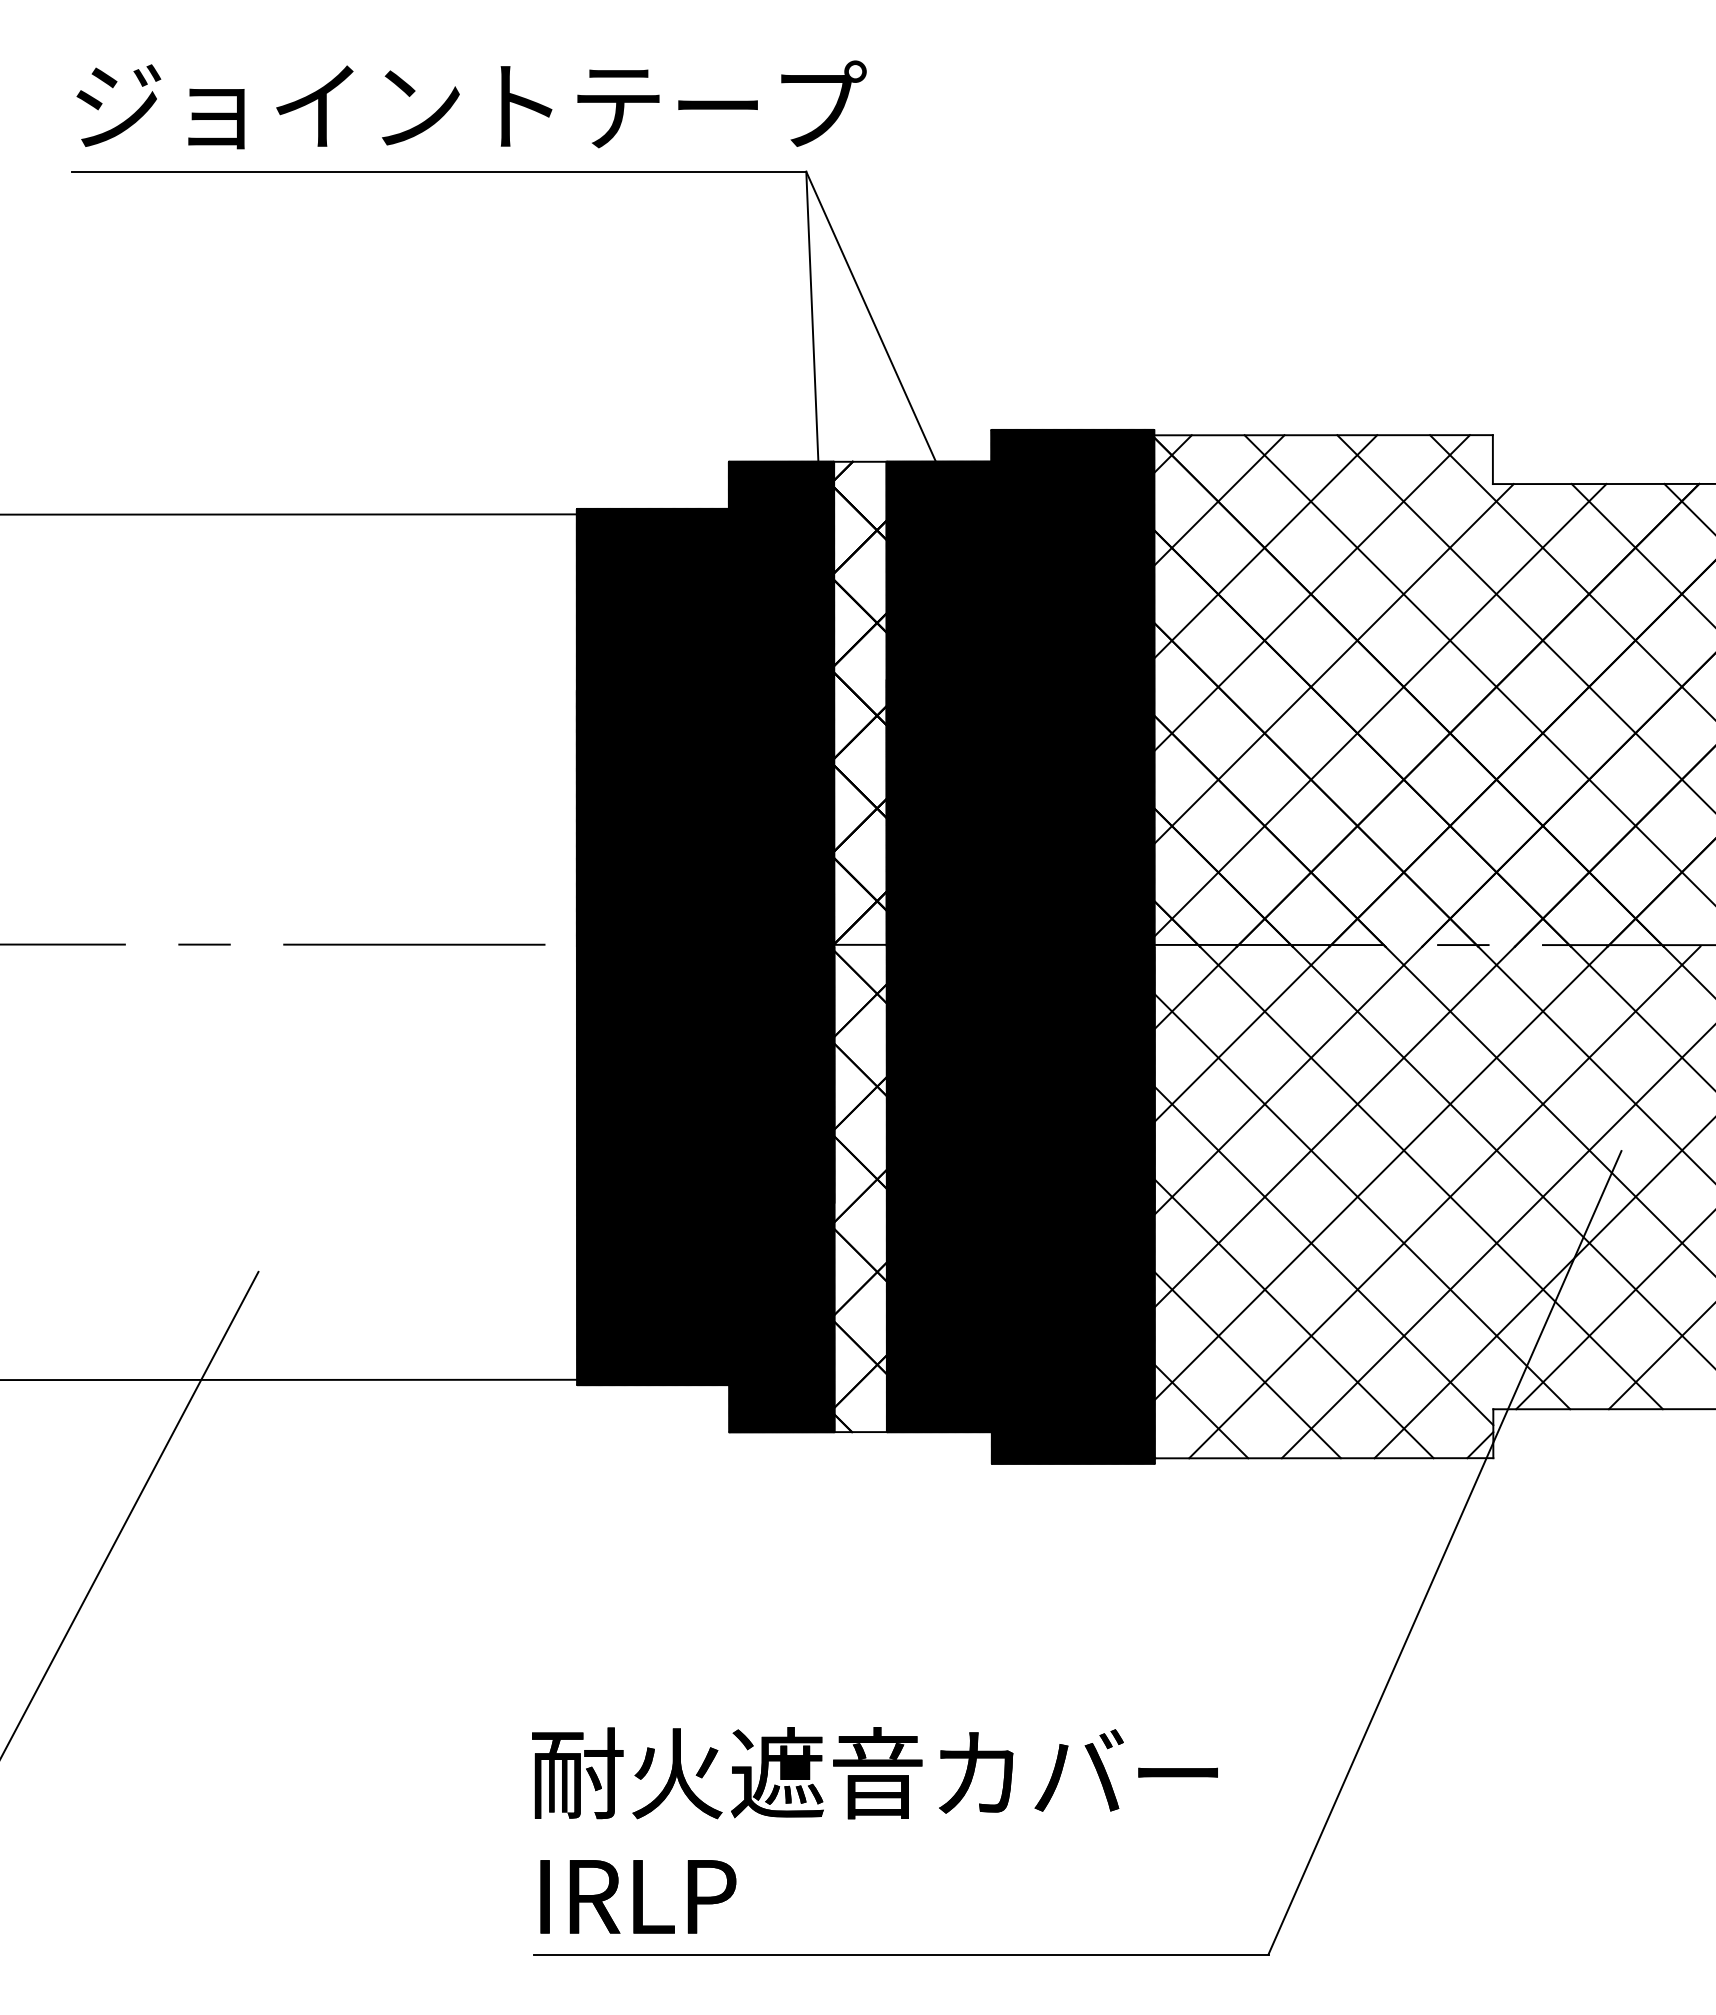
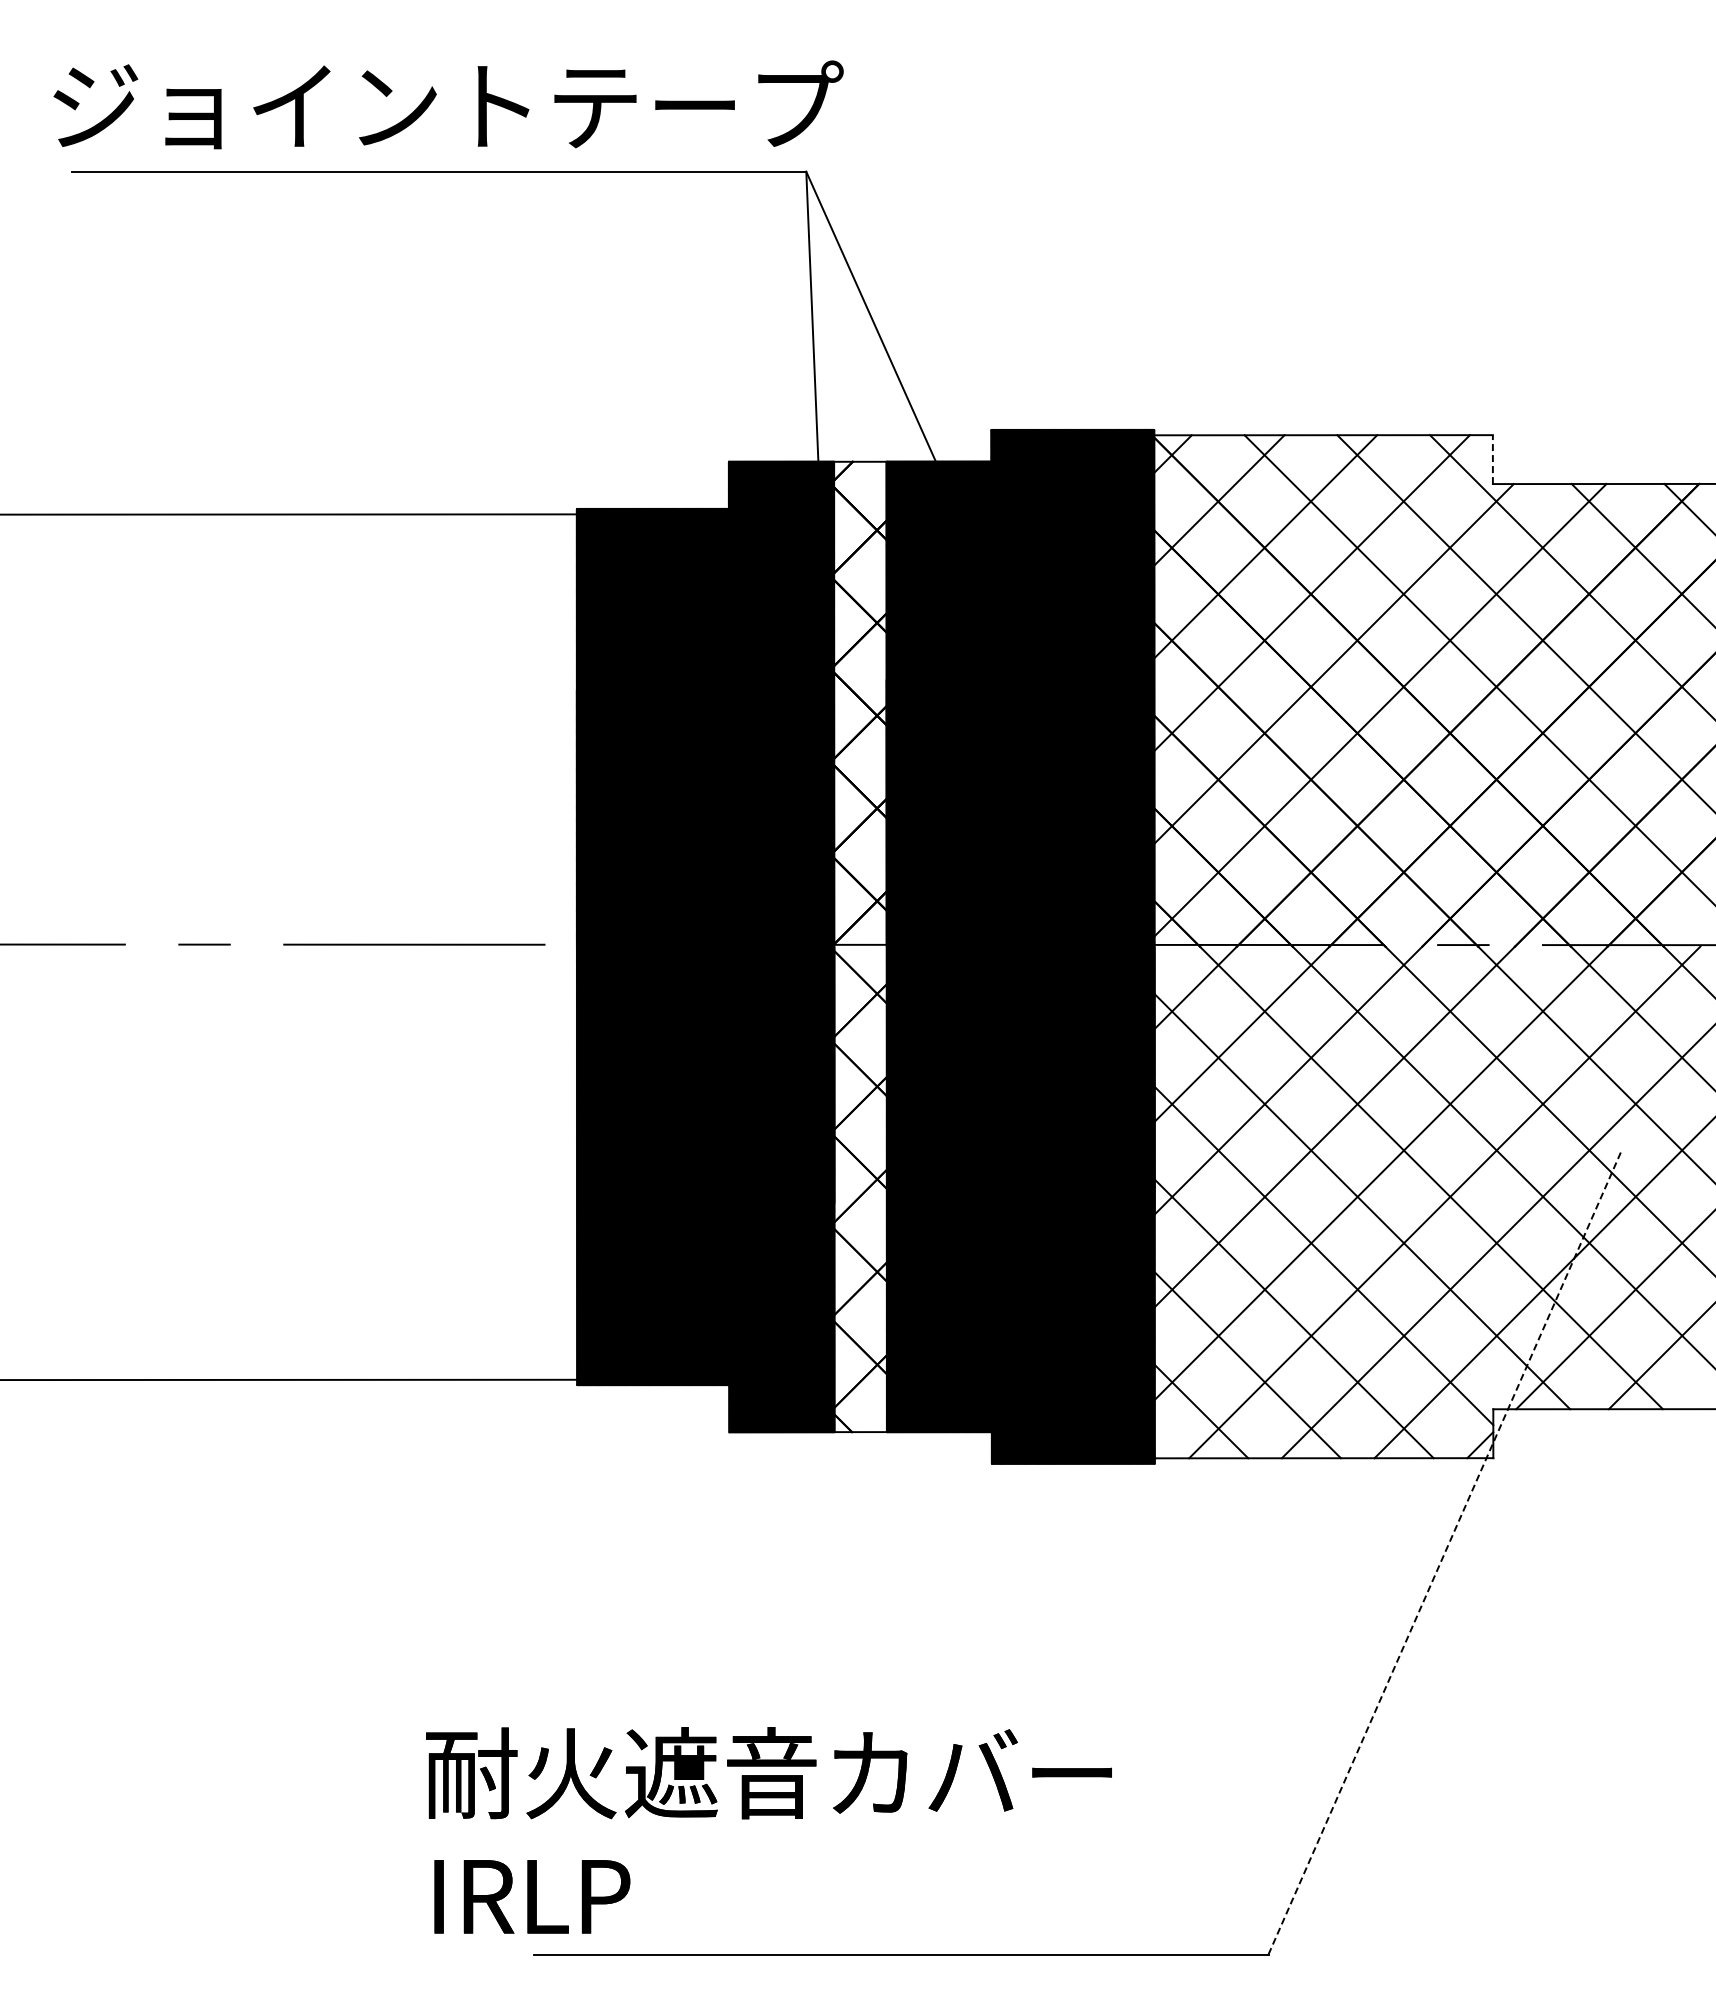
text position: (471, 104) -> (448, 104) (448, 104)
line: solid -> dashed (1492, 459)
line: present -> none (130, 1513)
line: solid -> dashed (1444, 1552)
text position: (874, 1830) -> (768, 1830) (768, 1830)
